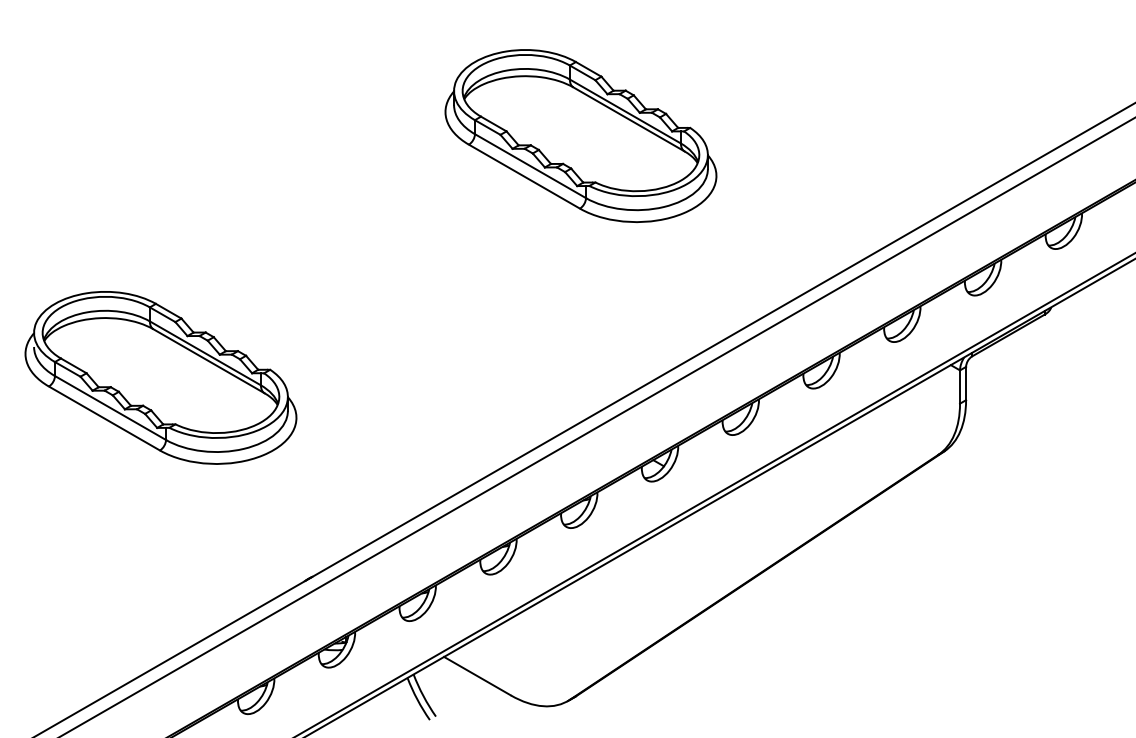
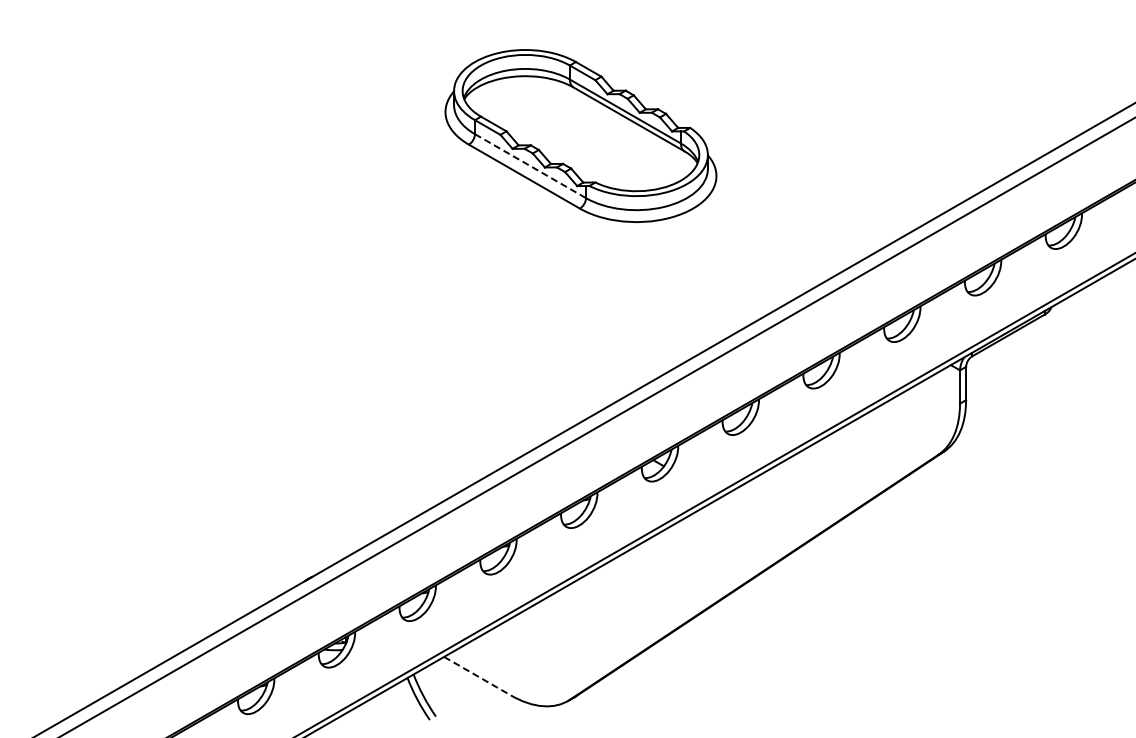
line: solid -> dashed (530, 166)
part: present -> none (160, 377)
line: solid -> dashed (477, 676)
